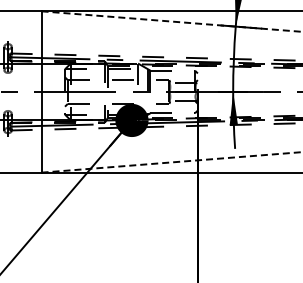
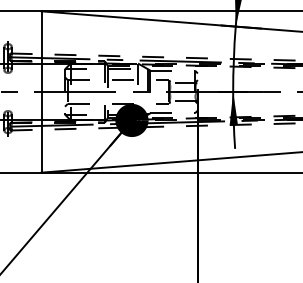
line: dashed -> solid (172, 21)
line: dashed -> solid (172, 162)
